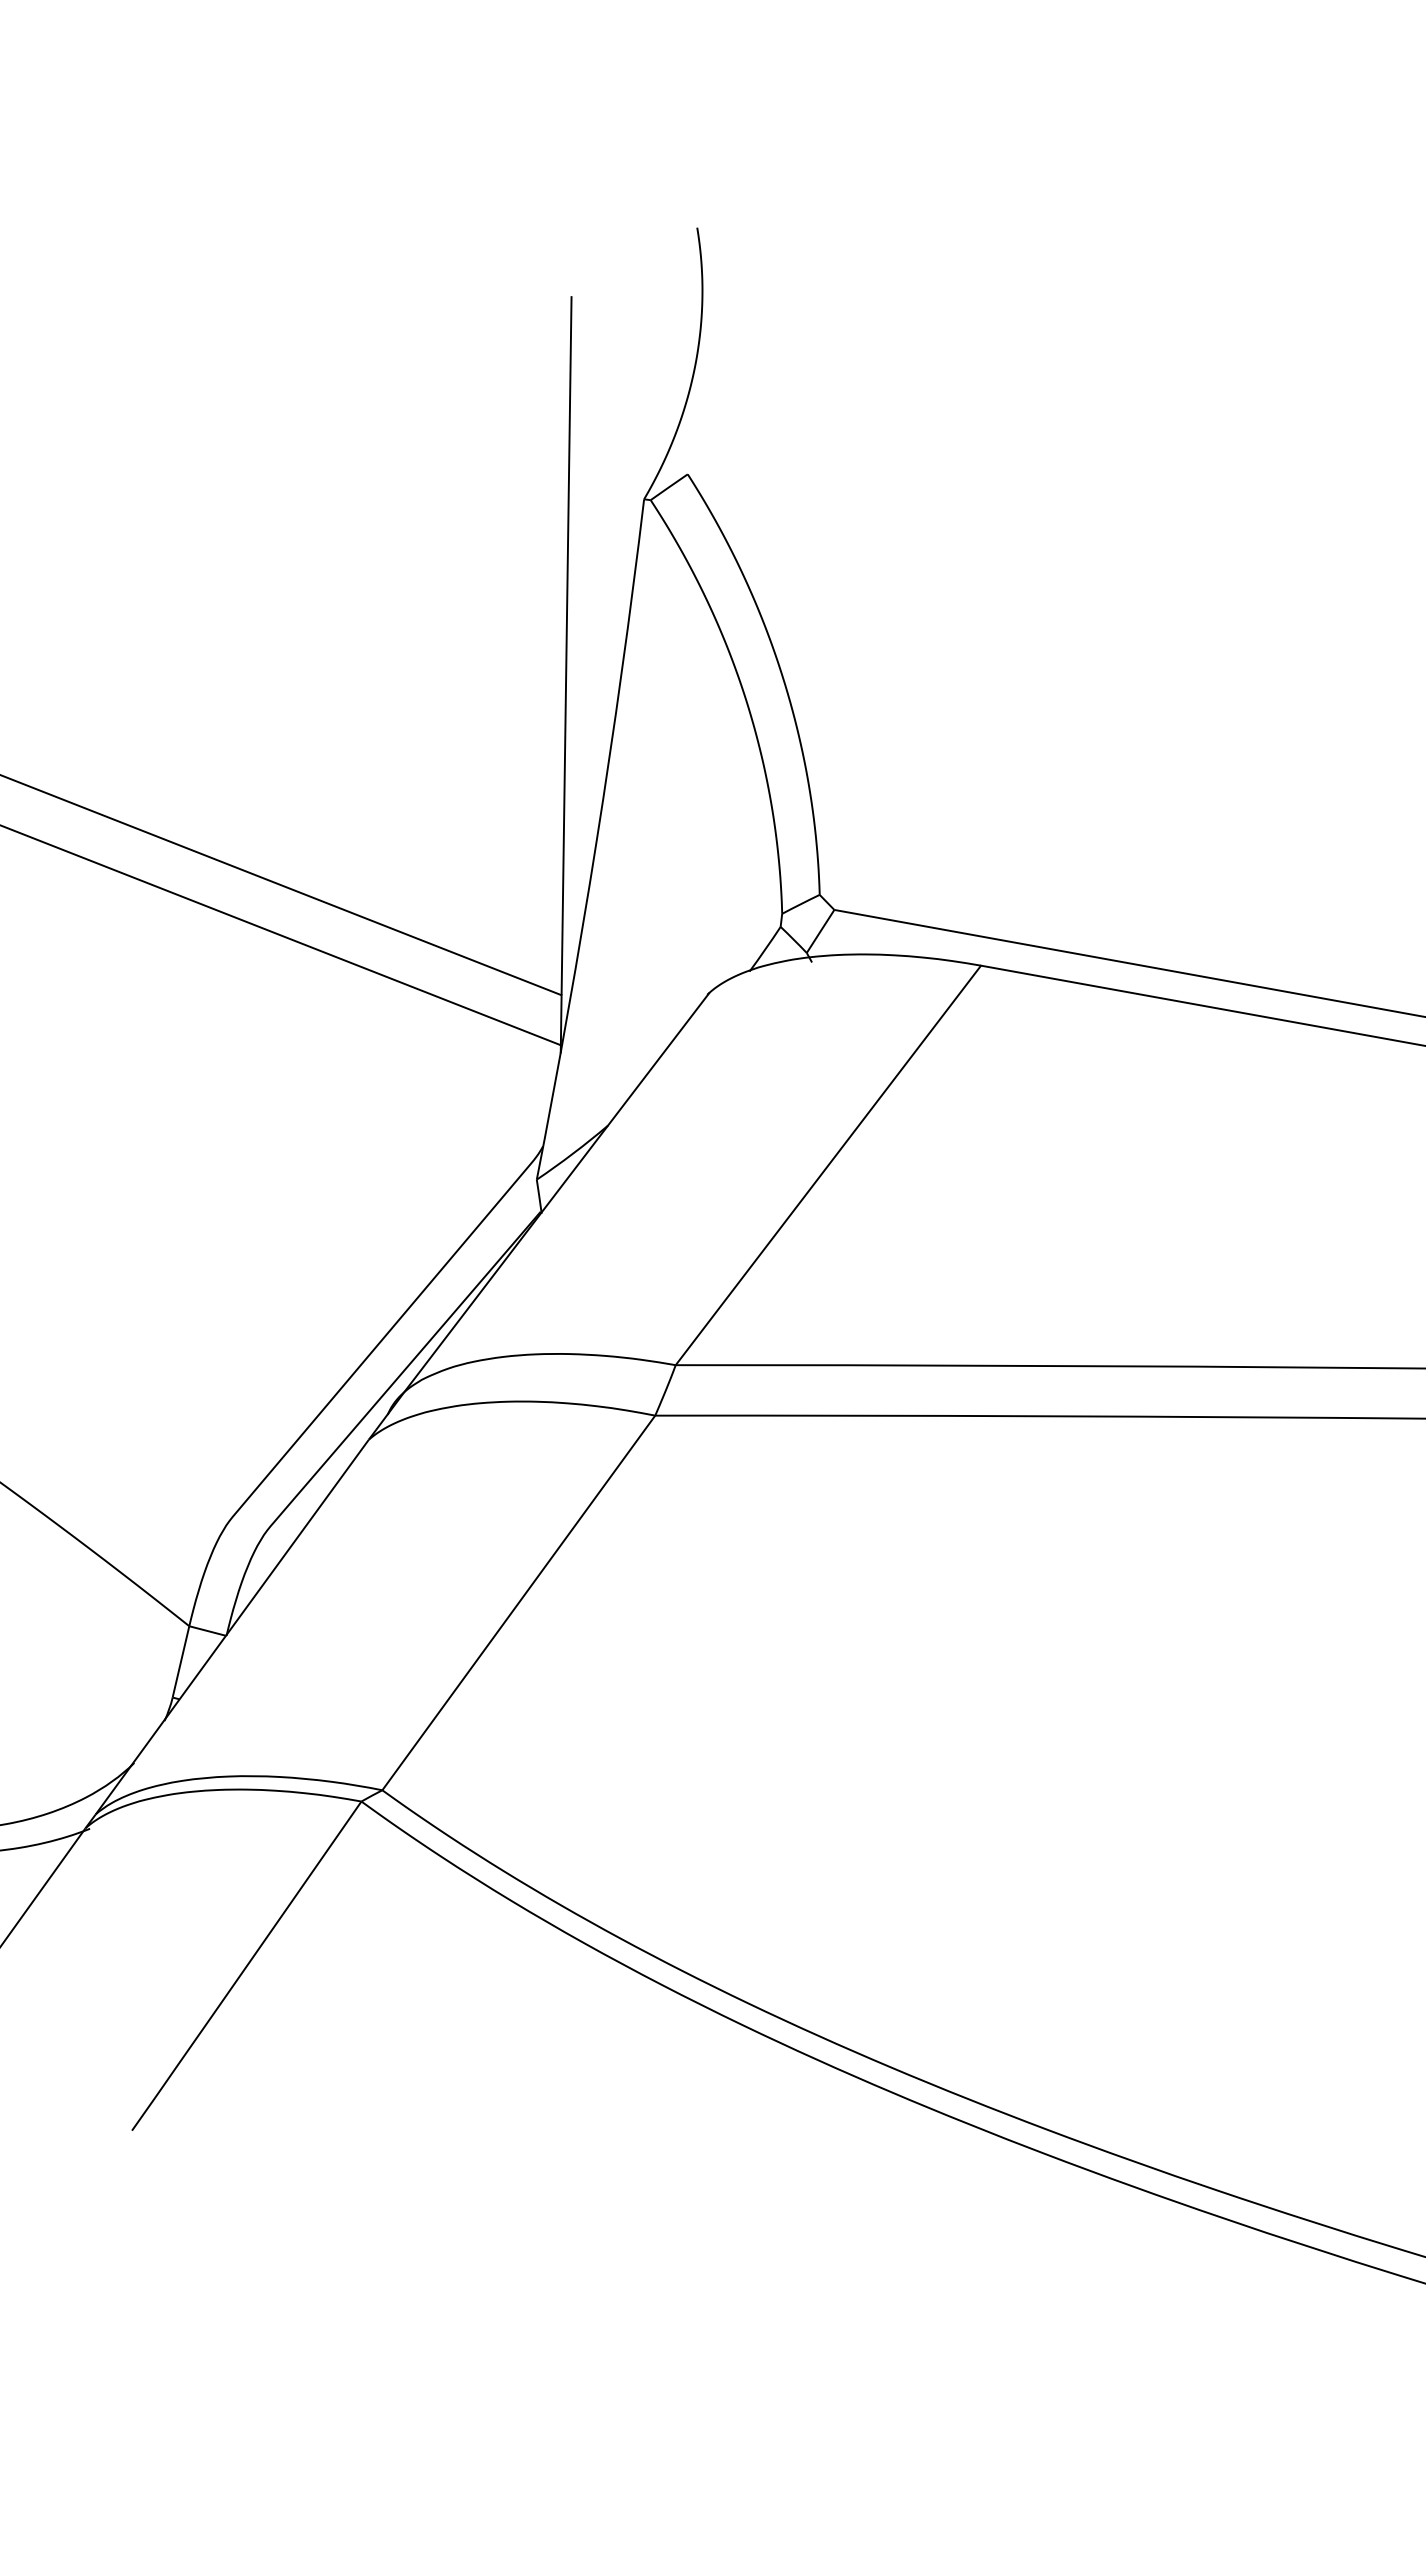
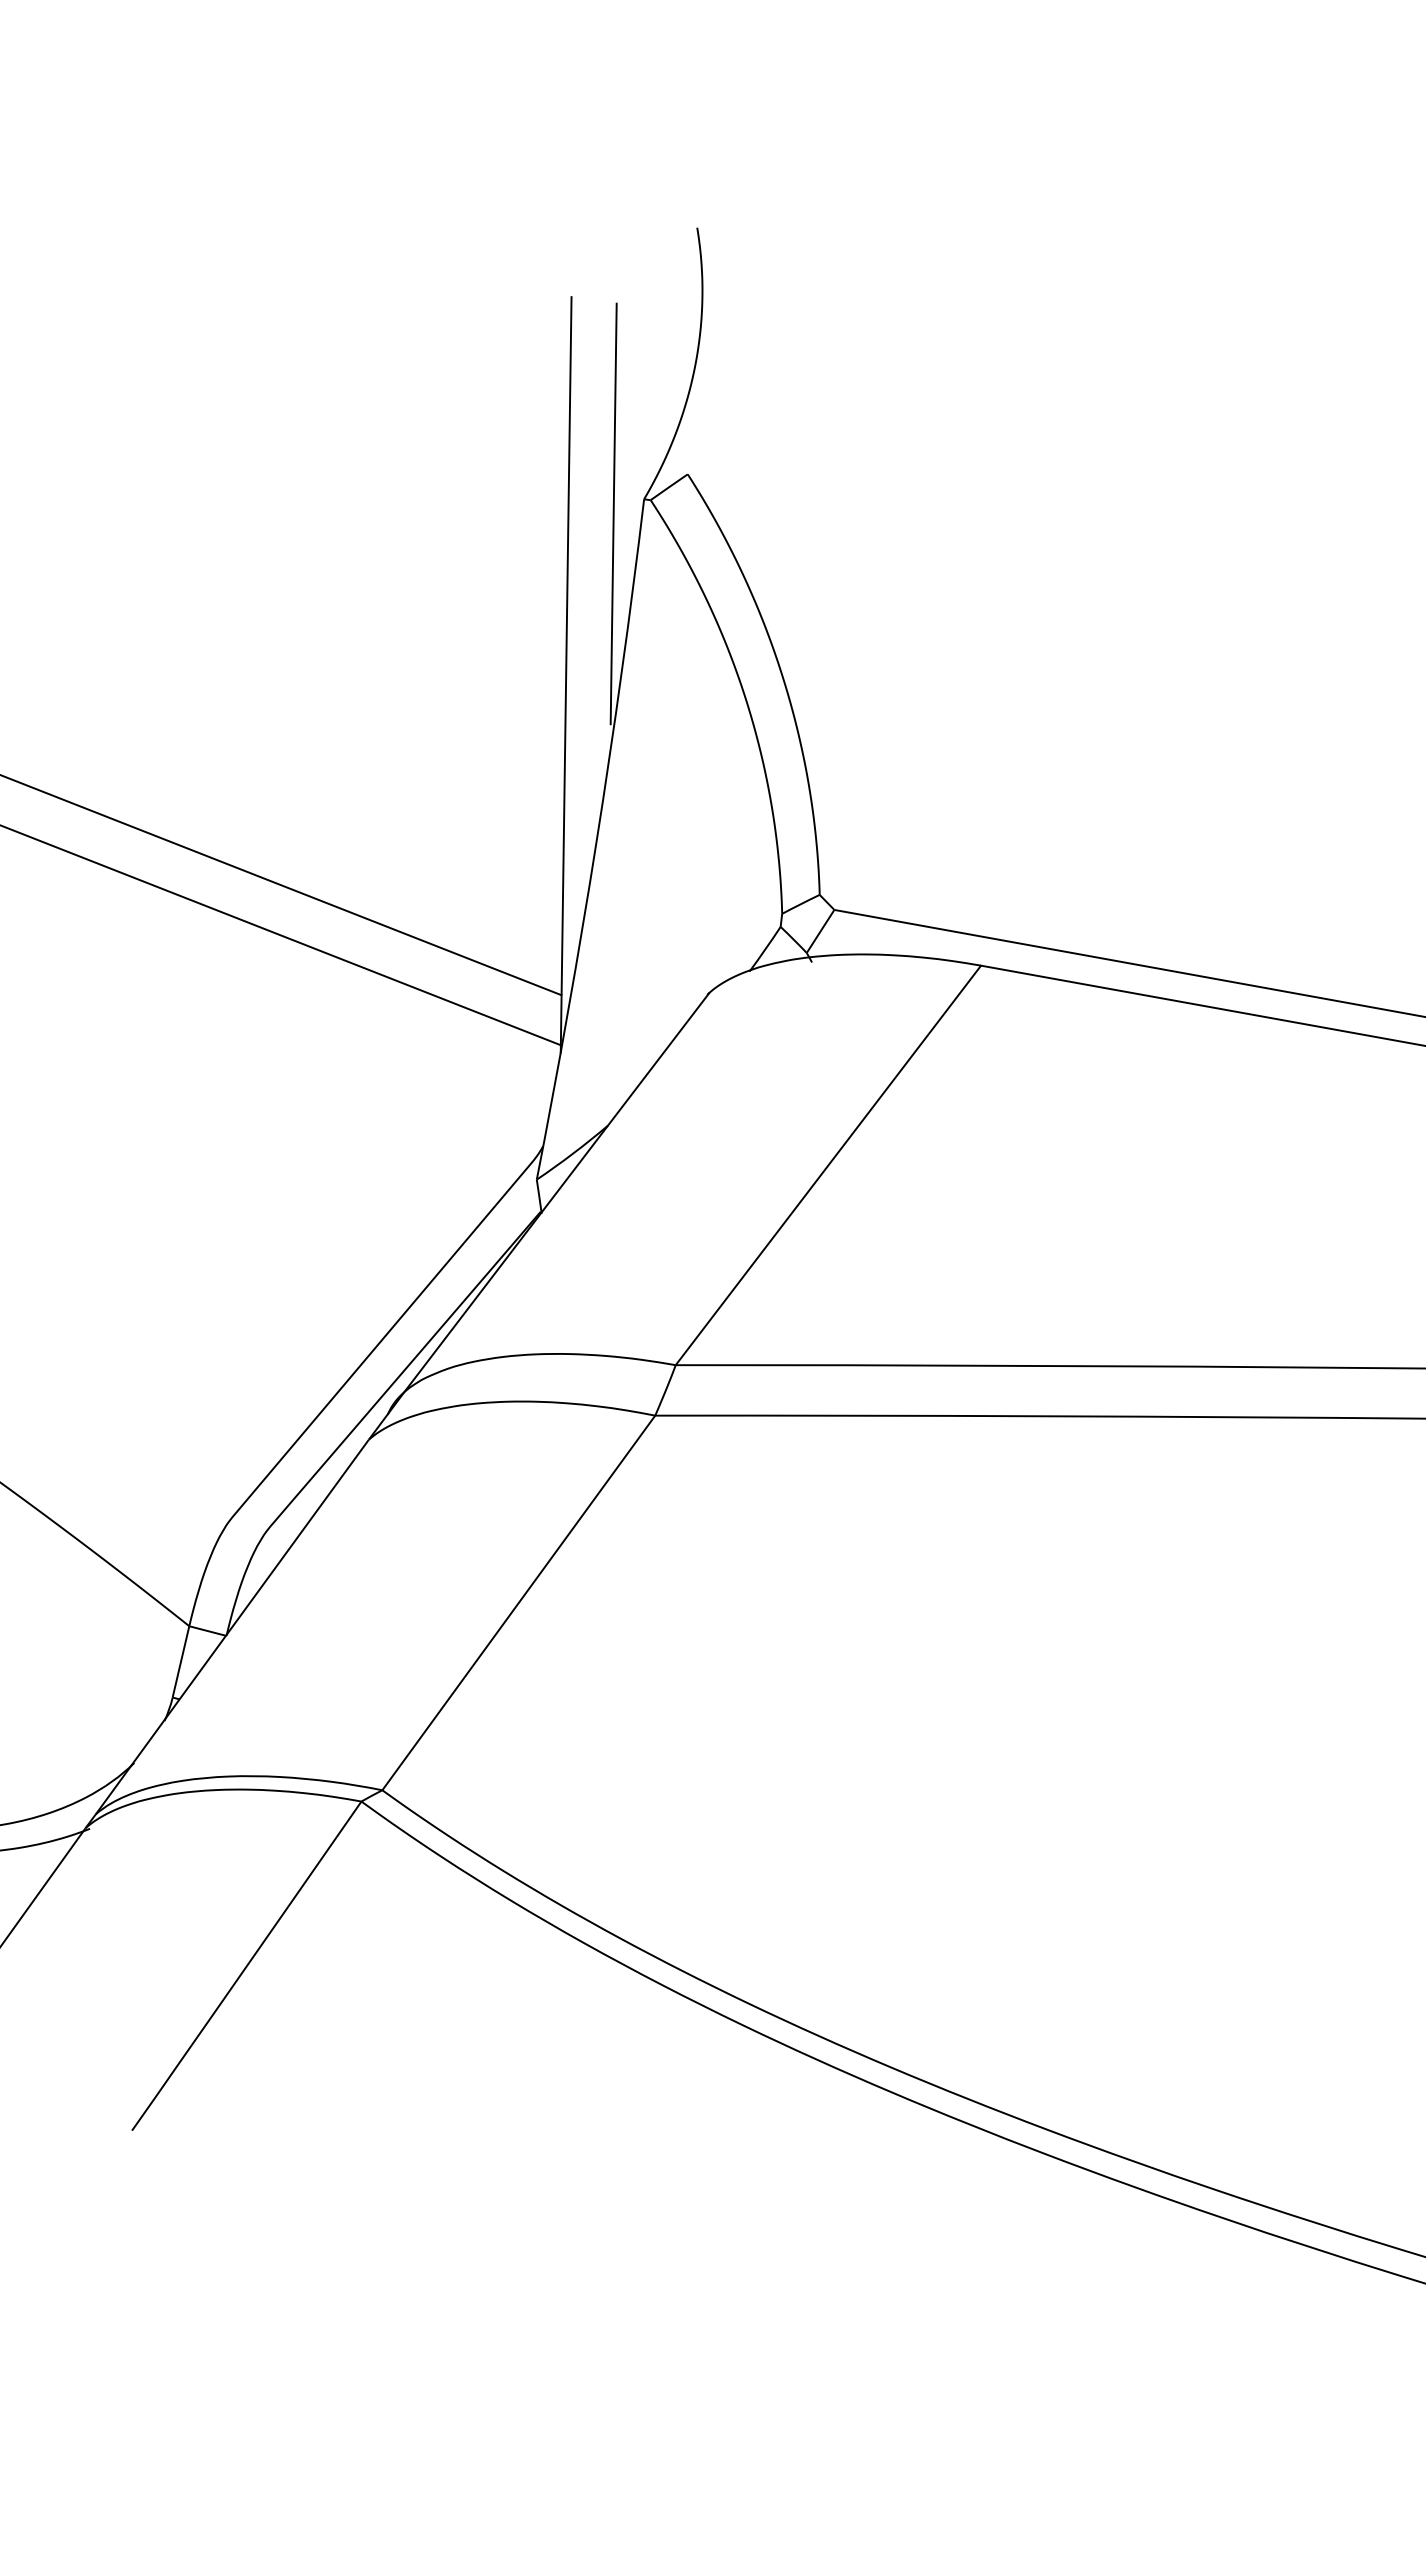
line: none -> present (613, 513)
